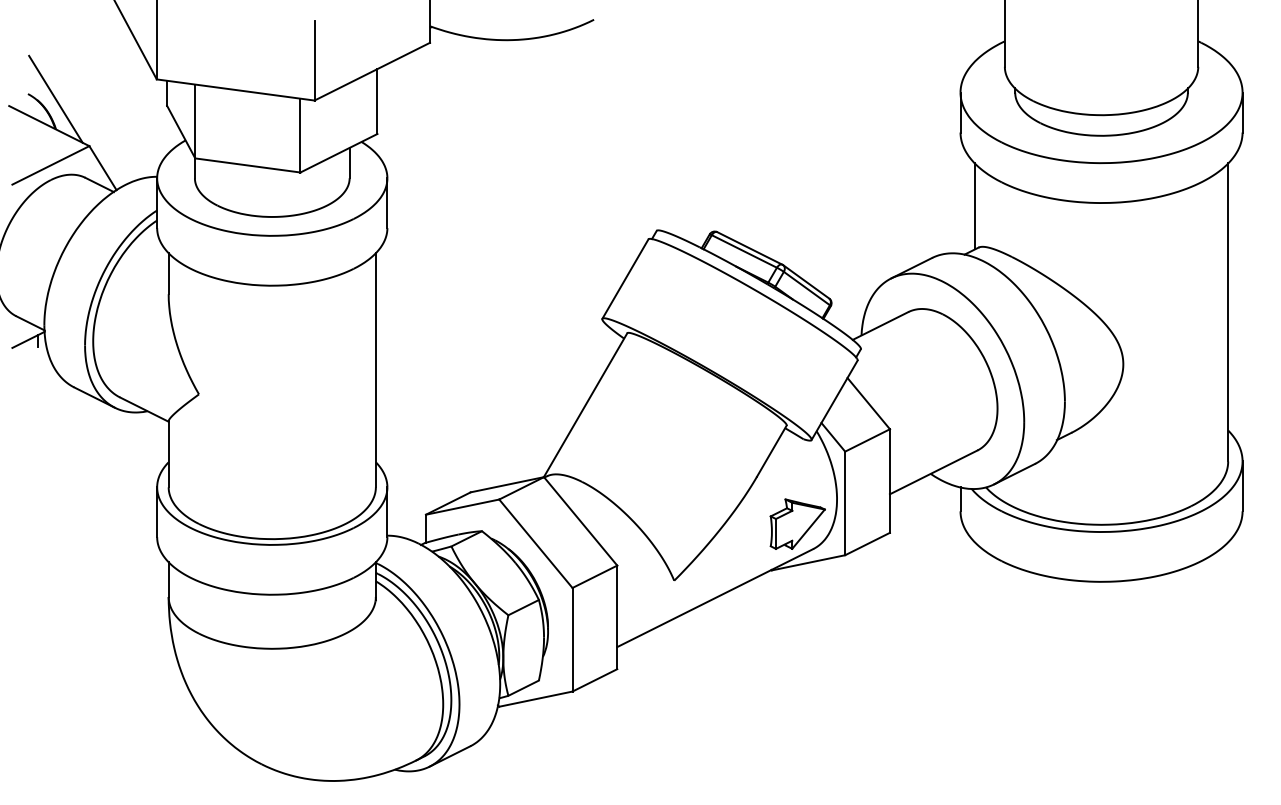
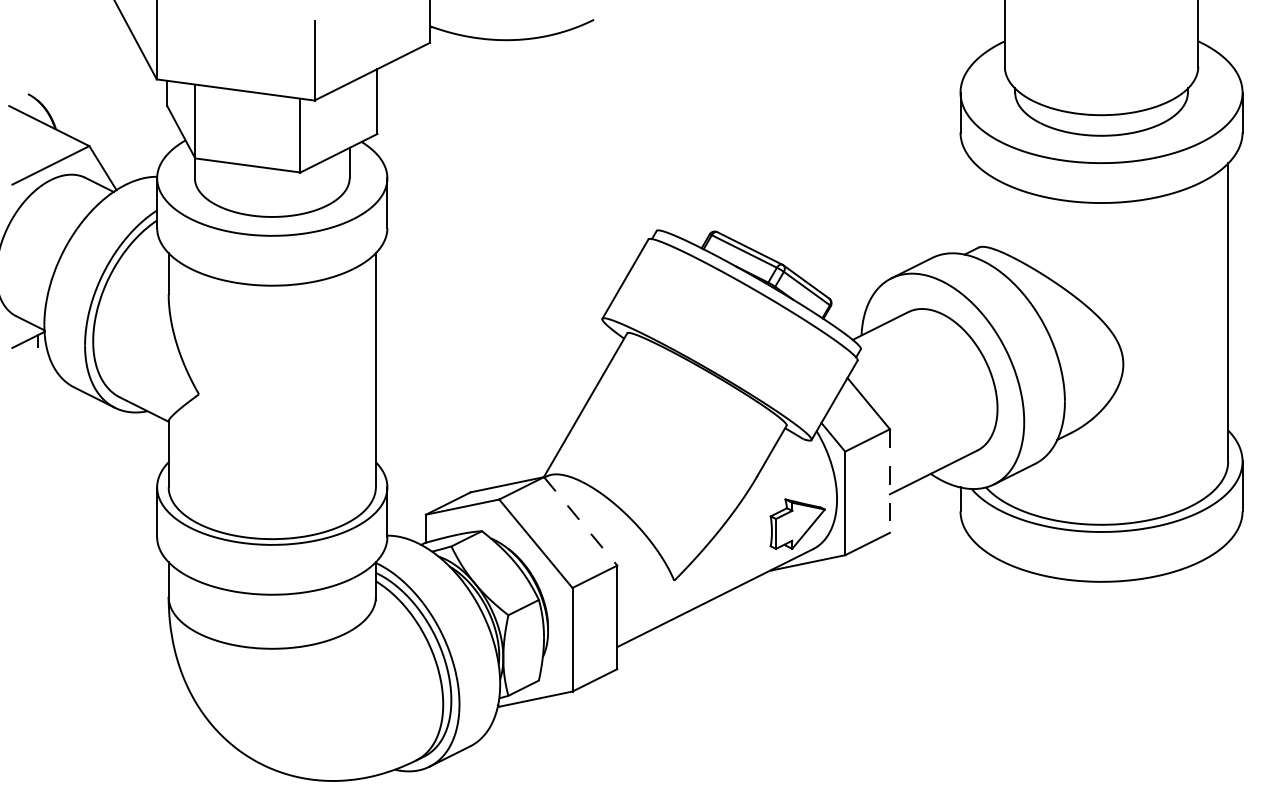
line: present -> none (55, 98)
line: present -> none (974, 206)
line: solid -> dashed (889, 481)
line: solid -> dashed (580, 521)
